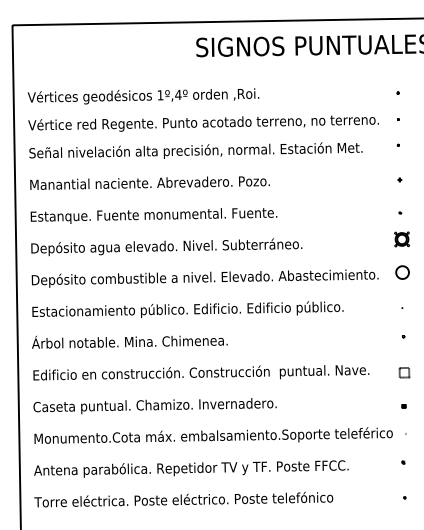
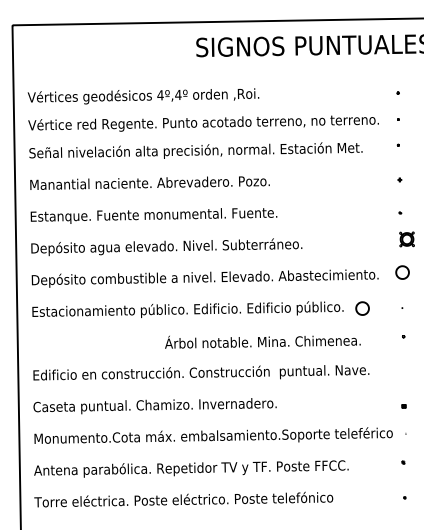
text: 1º,4º -> 4º,4º (160, 95)
part position: (401, 239) -> (406, 239) (406, 239)
part: none -> present (362, 308)
text position: (129, 341) -> (262, 341) (262, 341)
part: present -> none (404, 372)
